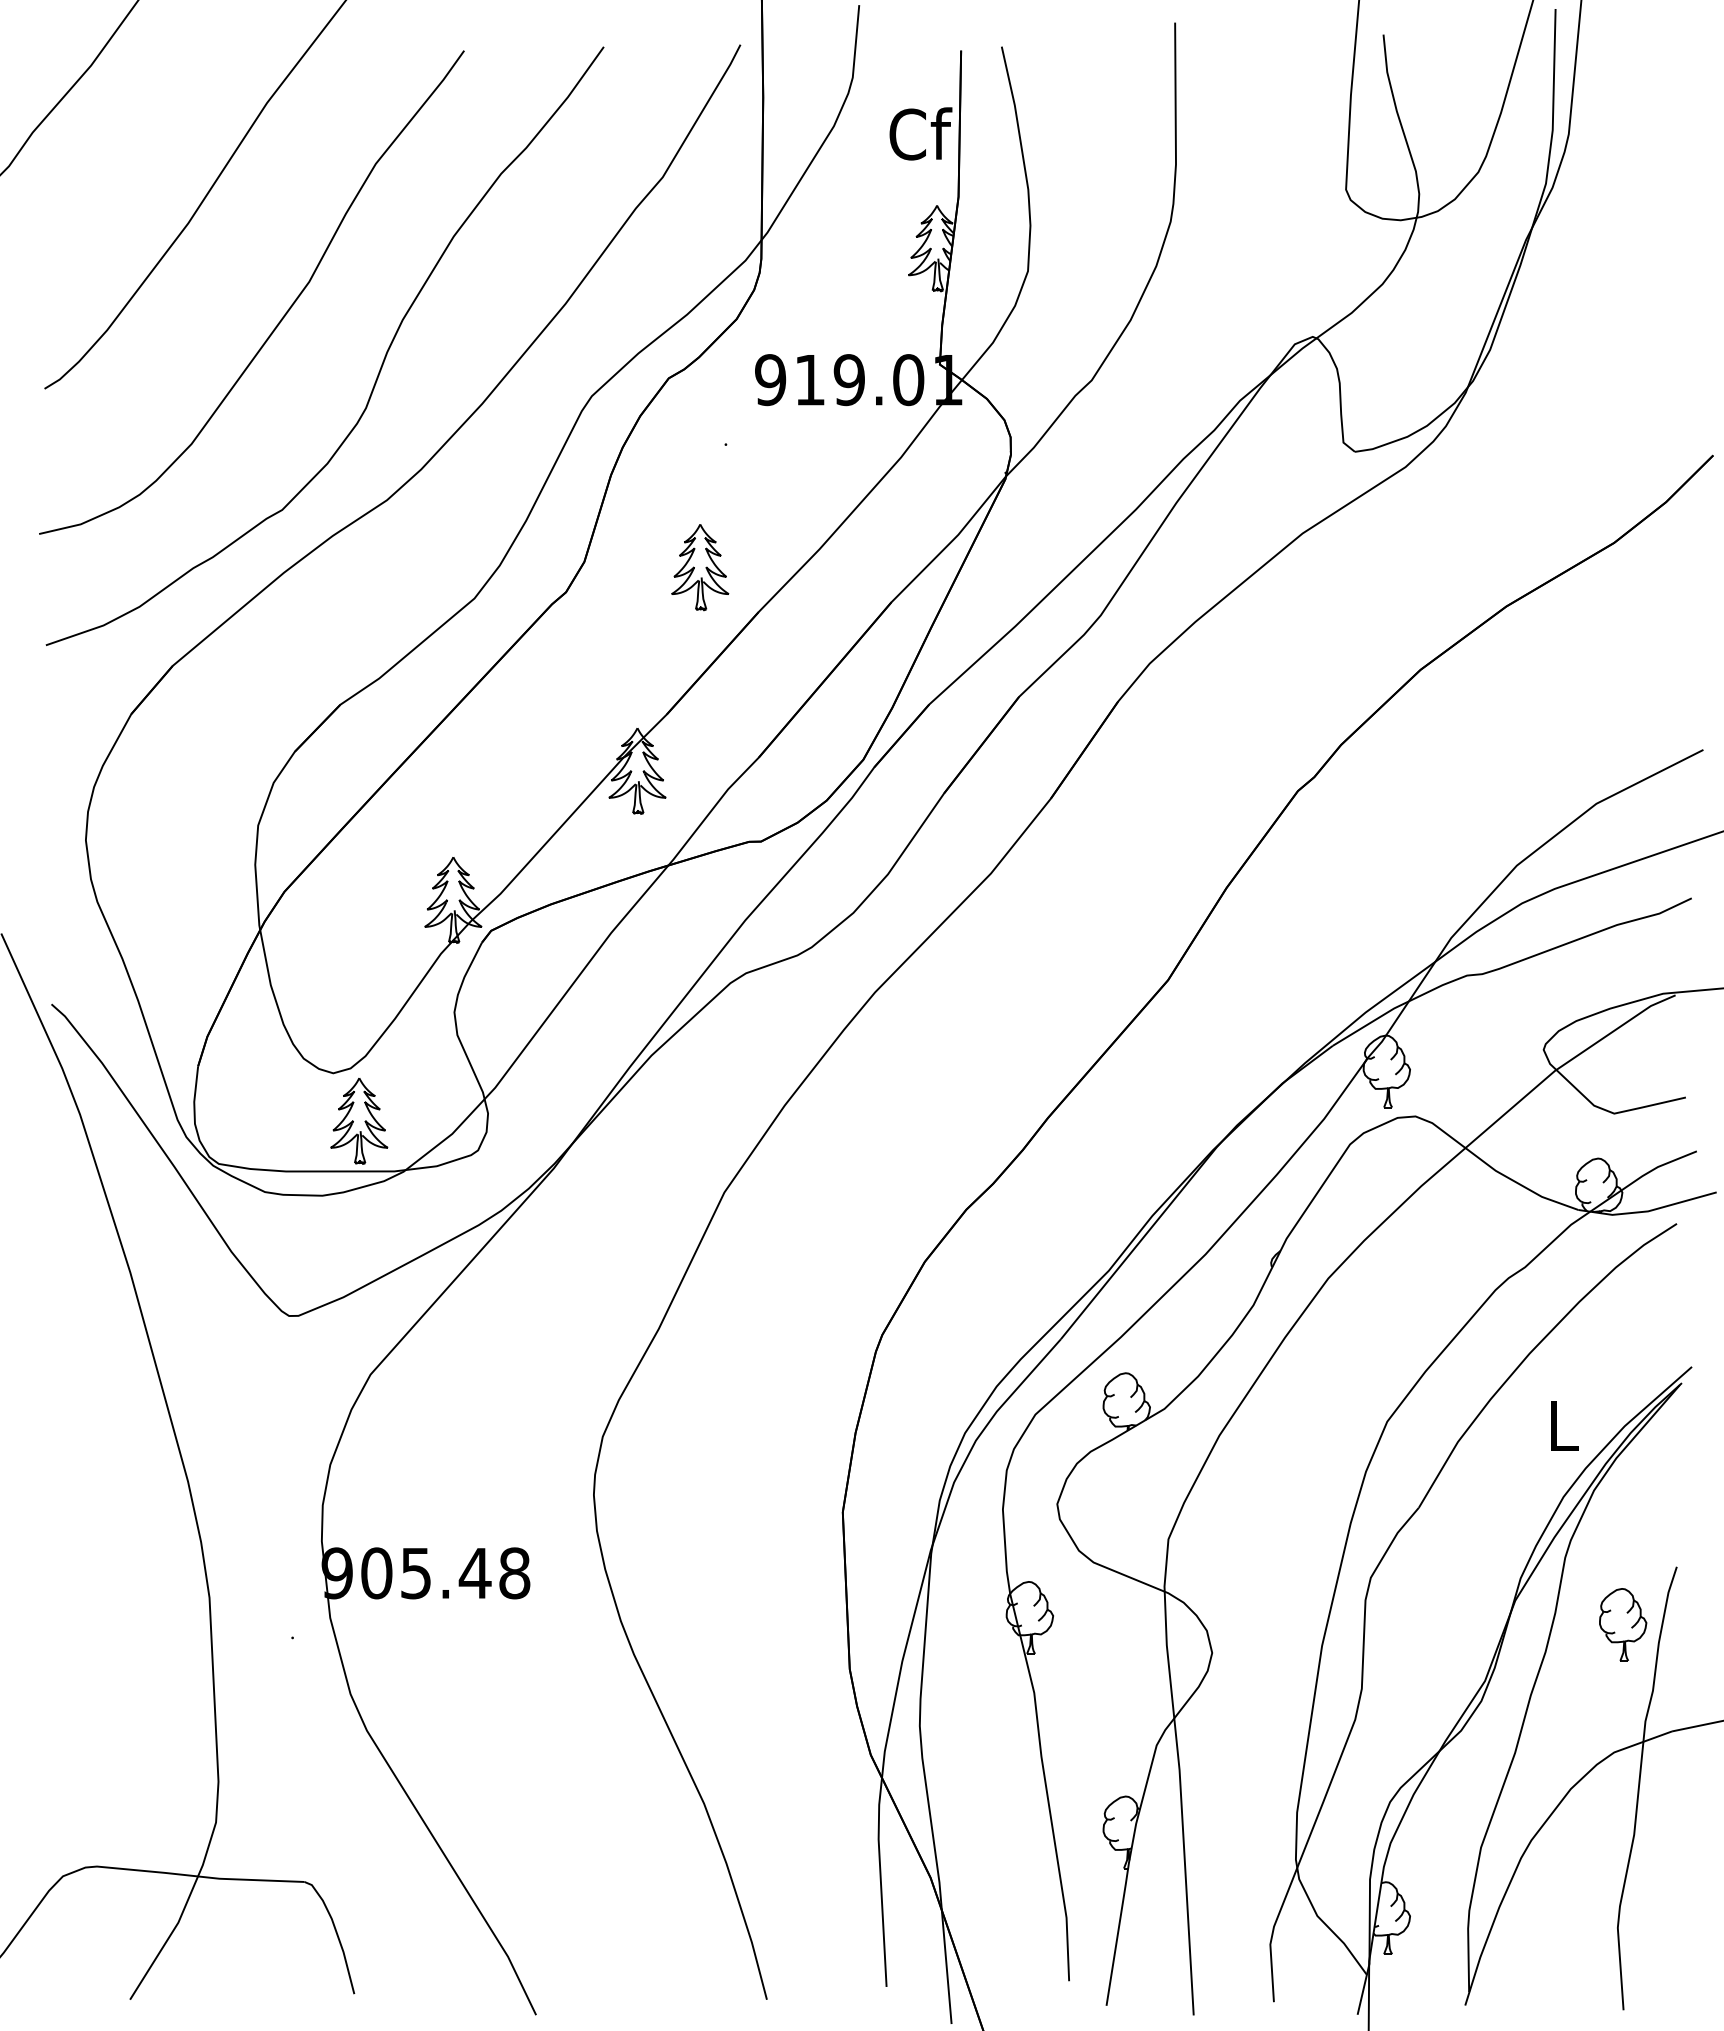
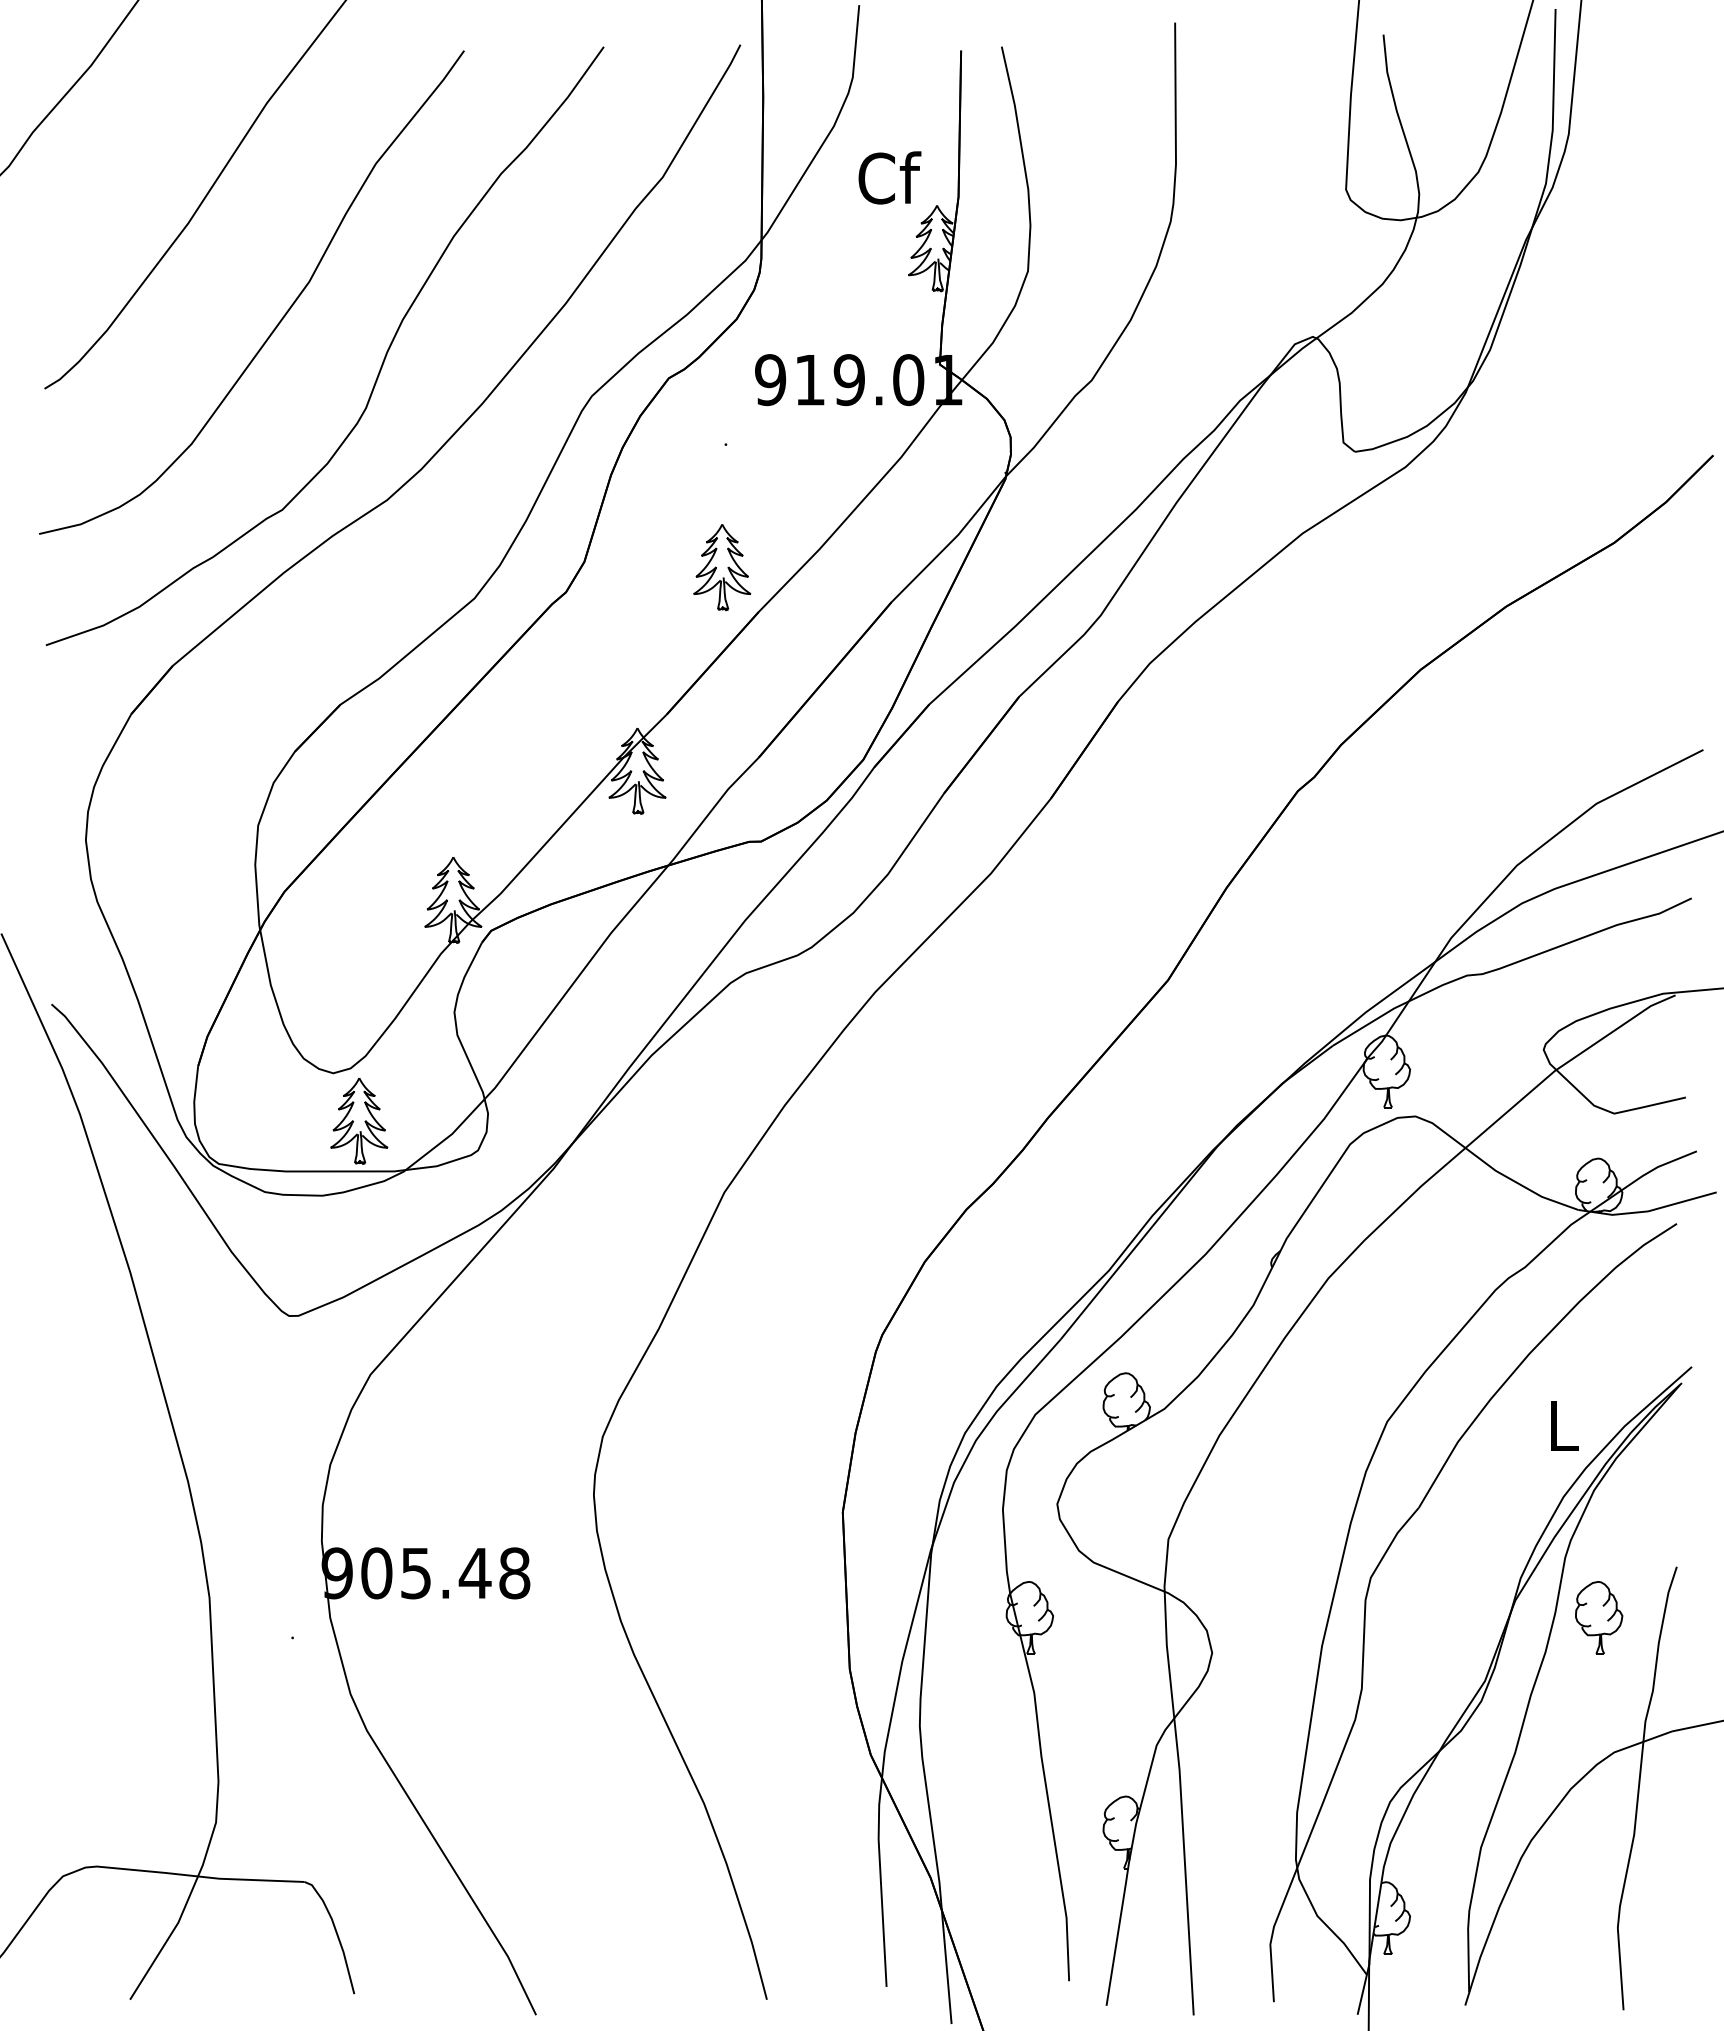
text position: (920, 133) -> (889, 177) (889, 177)
part position: (700, 567) -> (722, 567) (722, 567)
part position: (1623, 1624) -> (1599, 1617) (1599, 1617)
